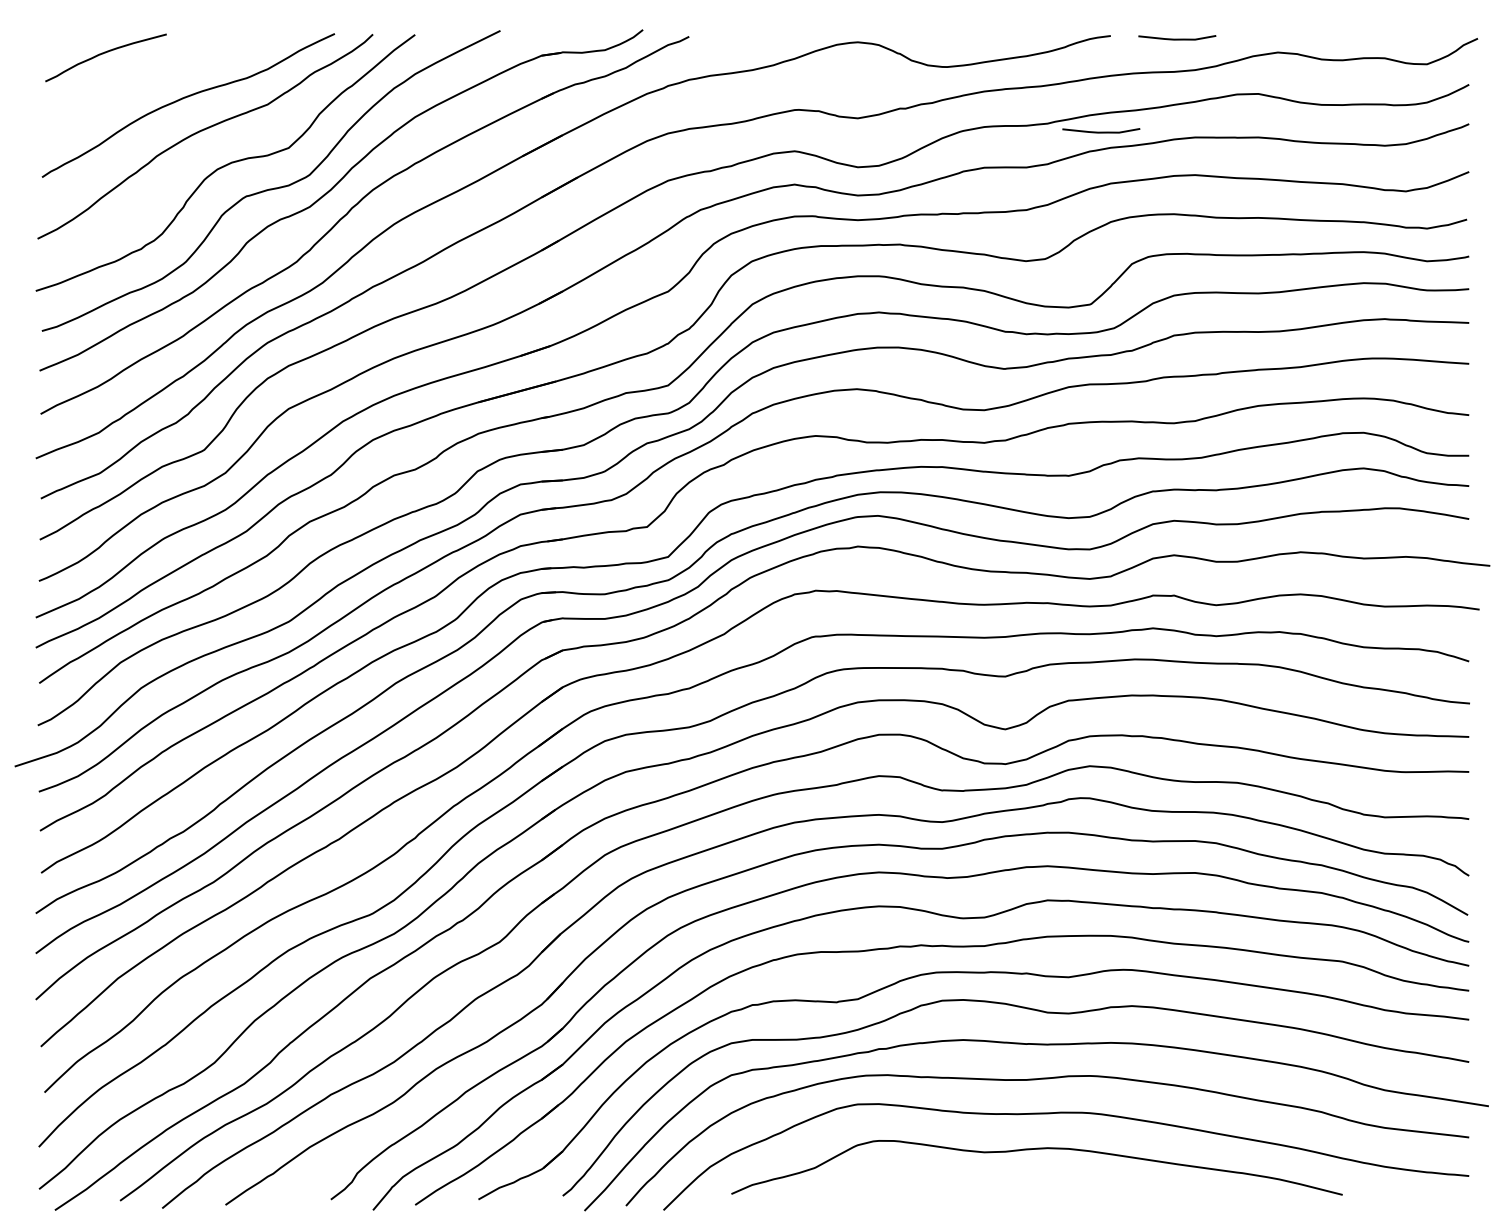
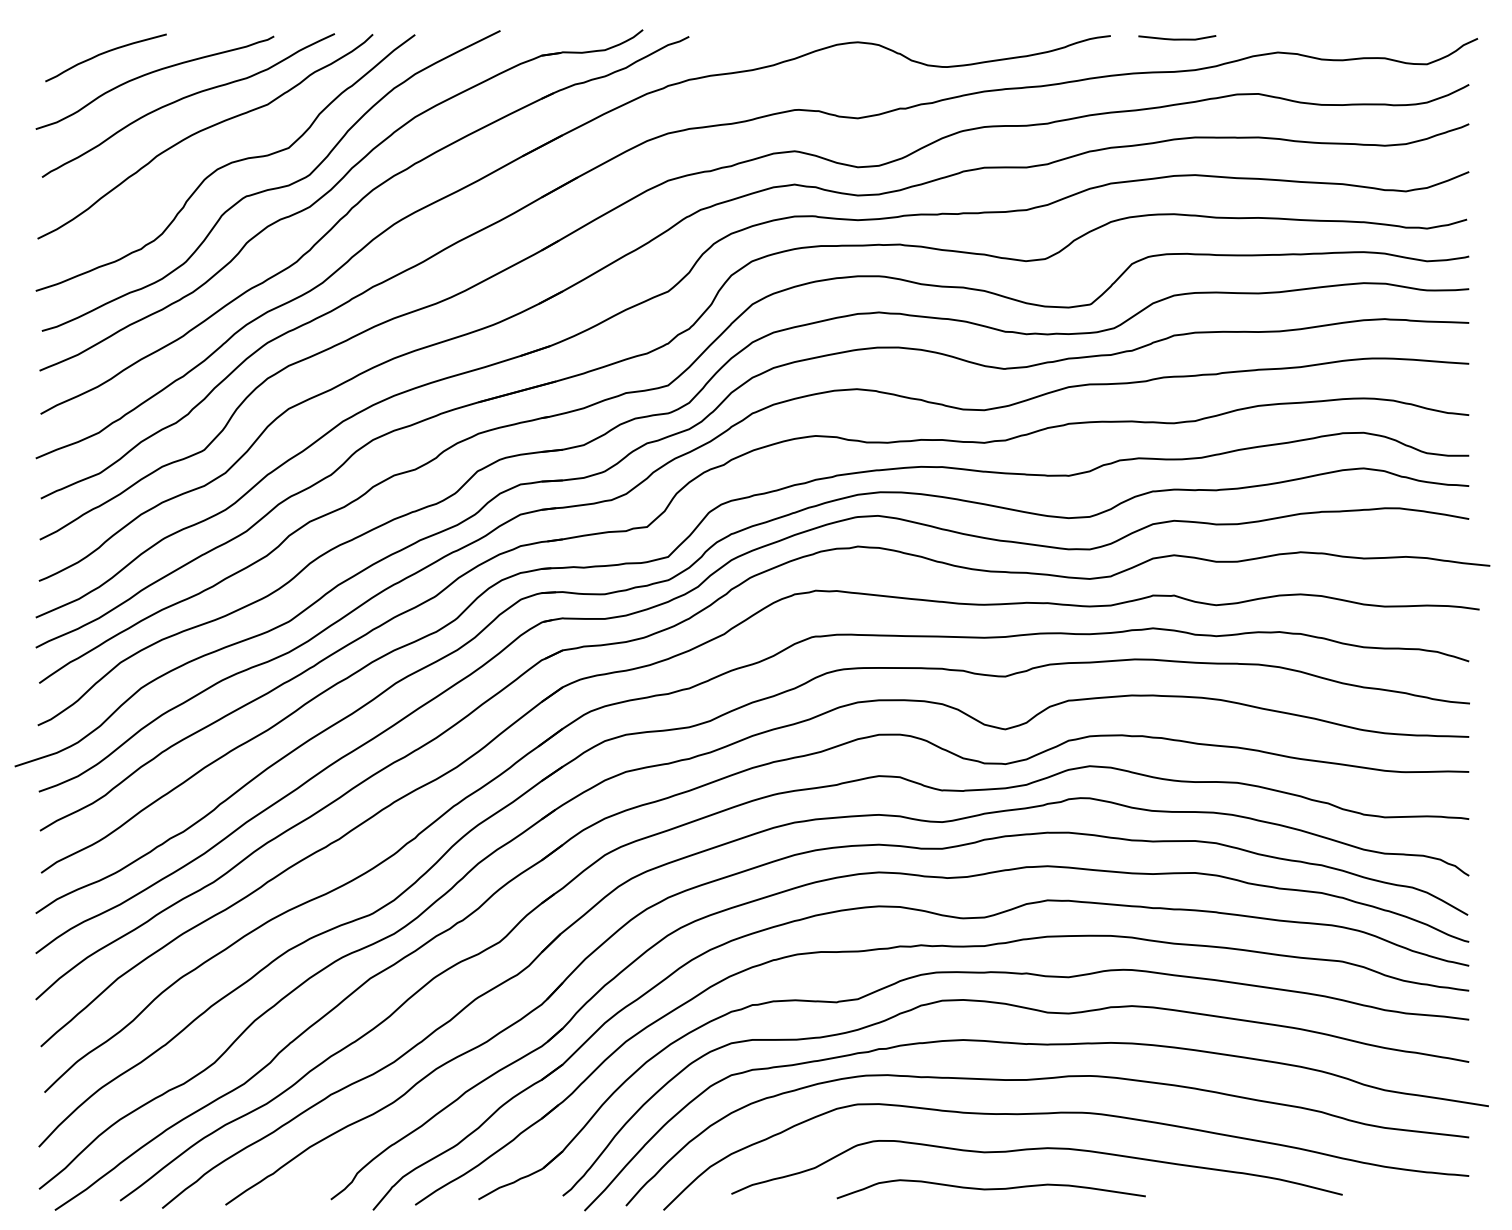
curve: none -> present (152, 73)
curve: present -> none (1101, 131)
curve: none -> present (990, 1189)
